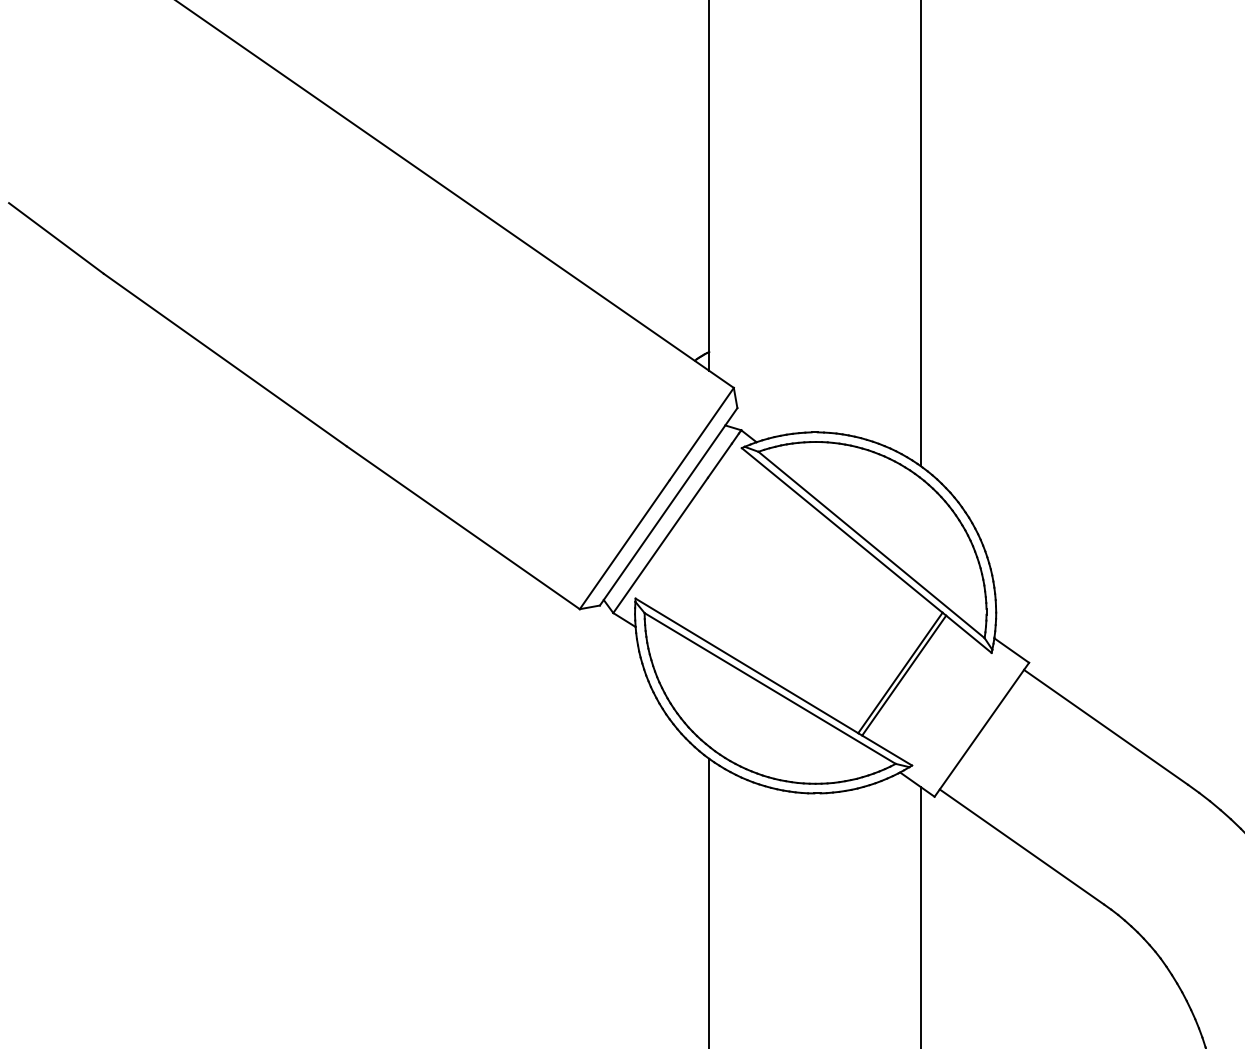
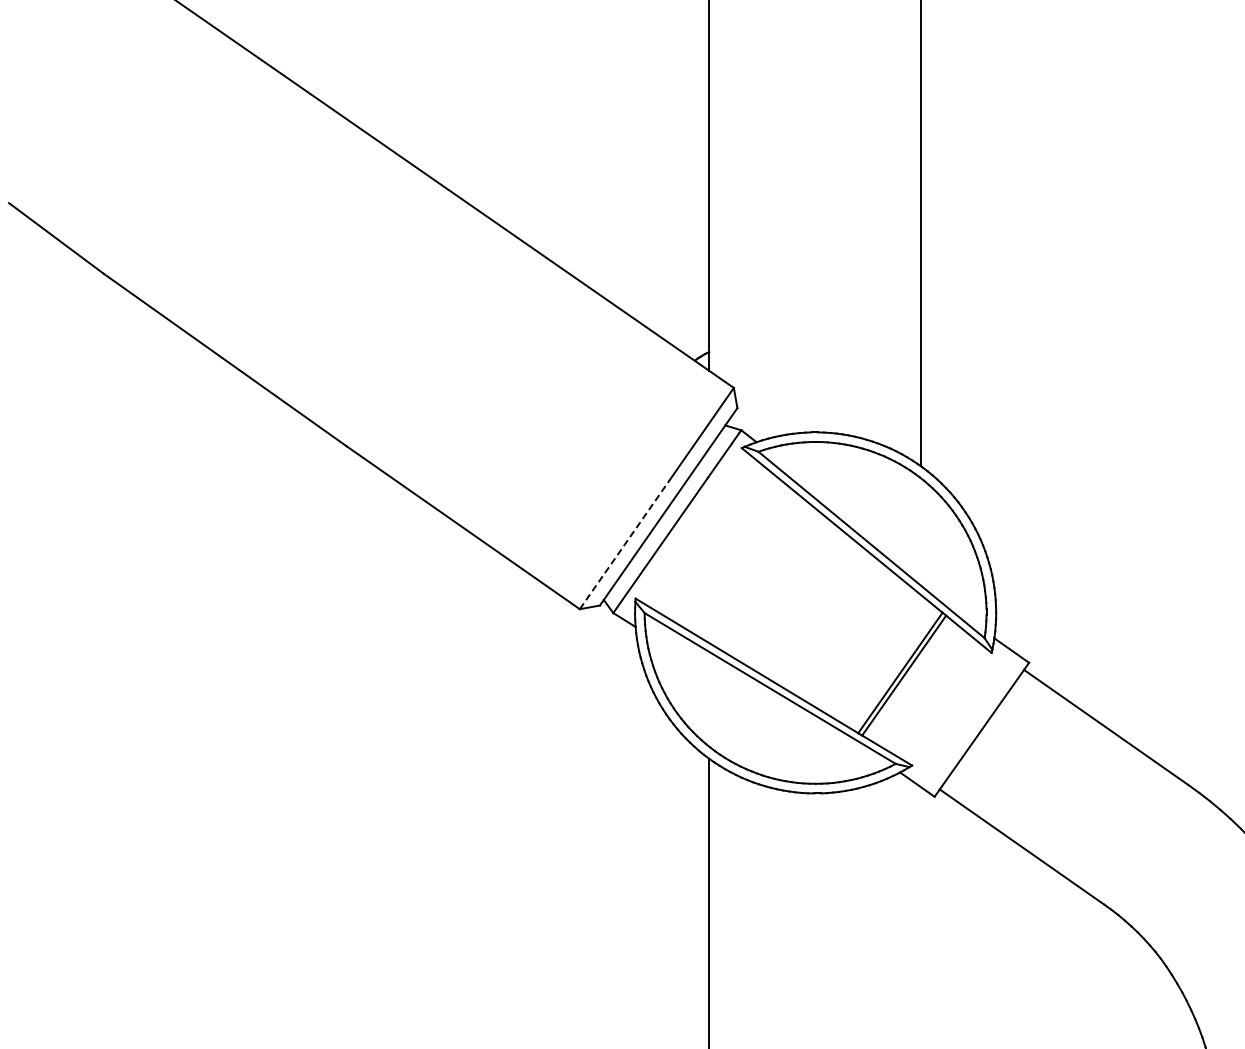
line: solid -> dashed (624, 544)
line: present -> none (920, 916)
